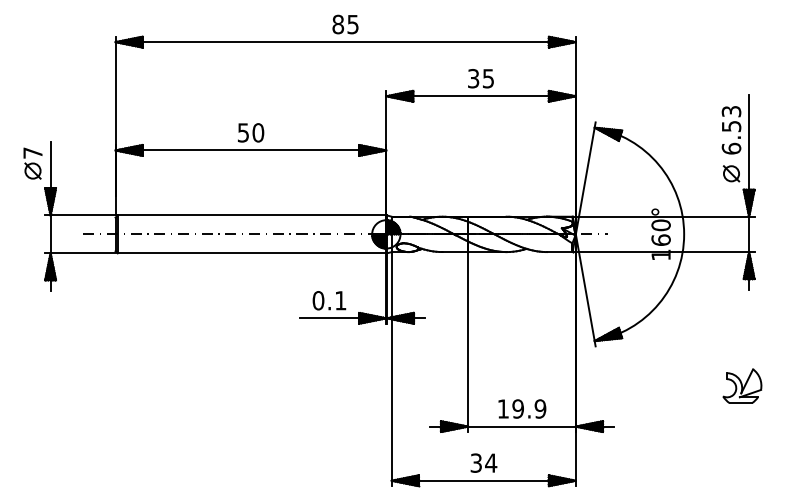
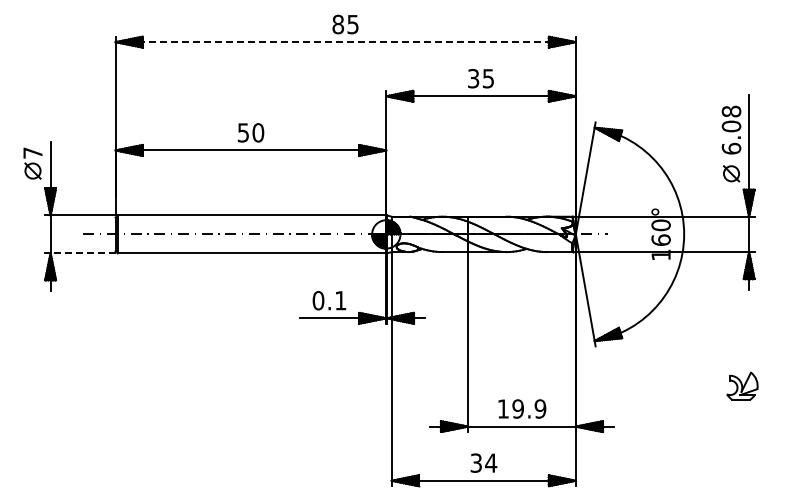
line: solid -> dashed (346, 42)
text: 6.53 -> 6.08 (731, 118)
line: solid -> dashed (82, 253)
part size: 41x36 px -> 33x30 px (742, 385)
